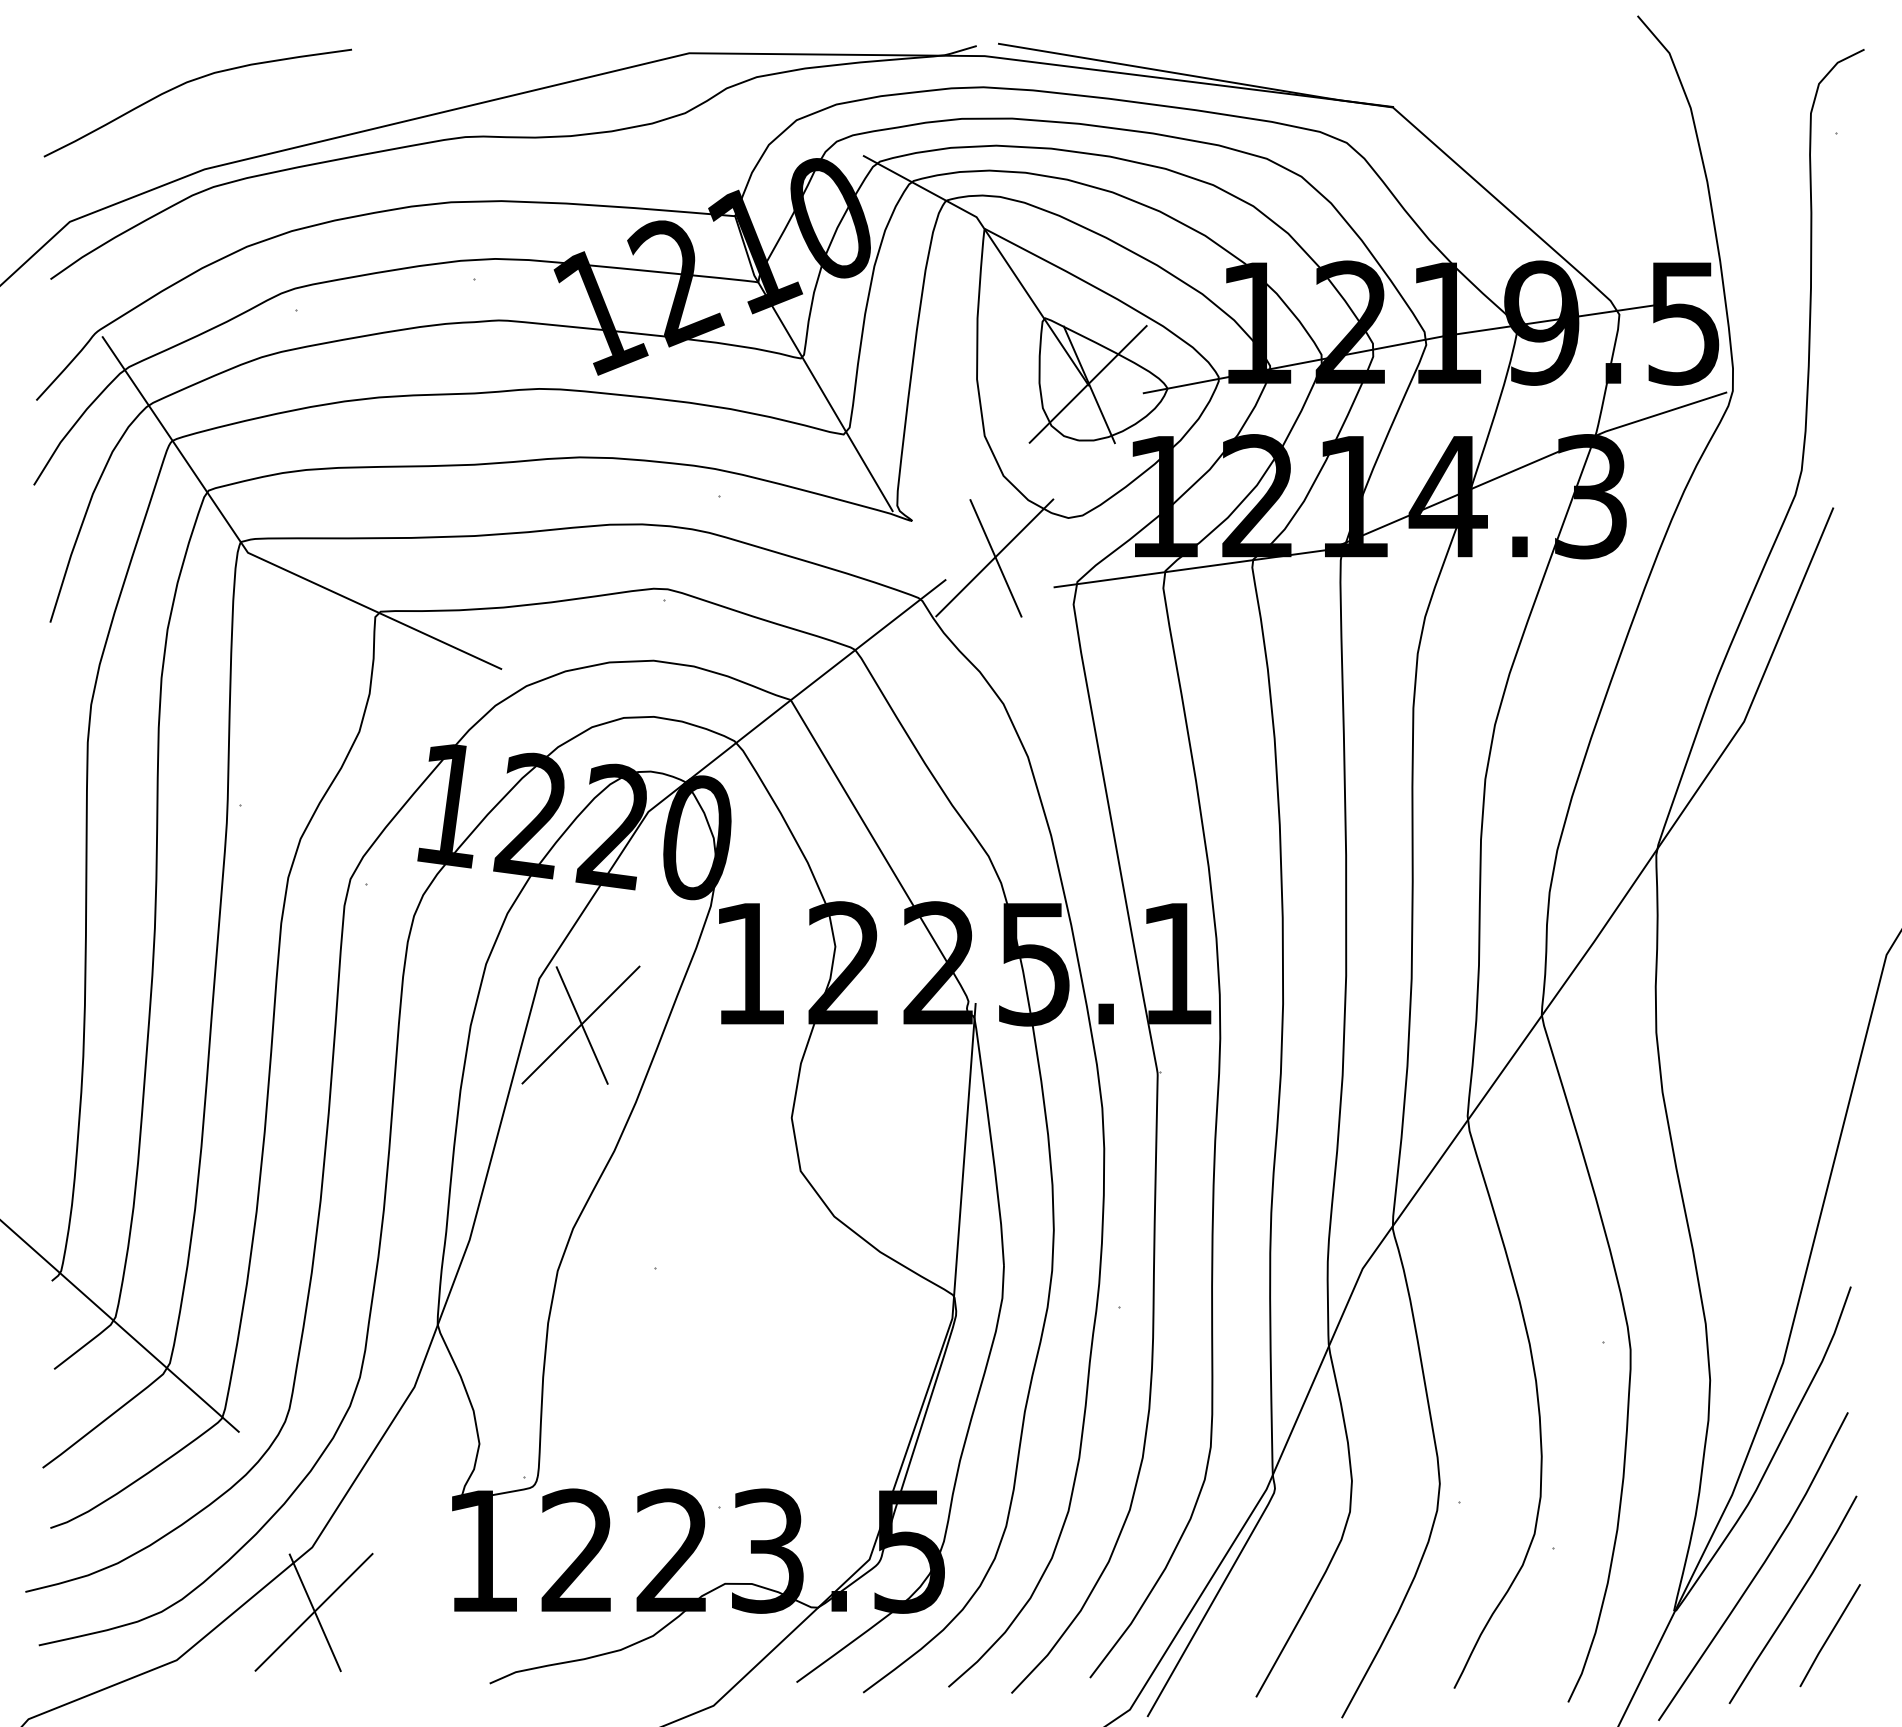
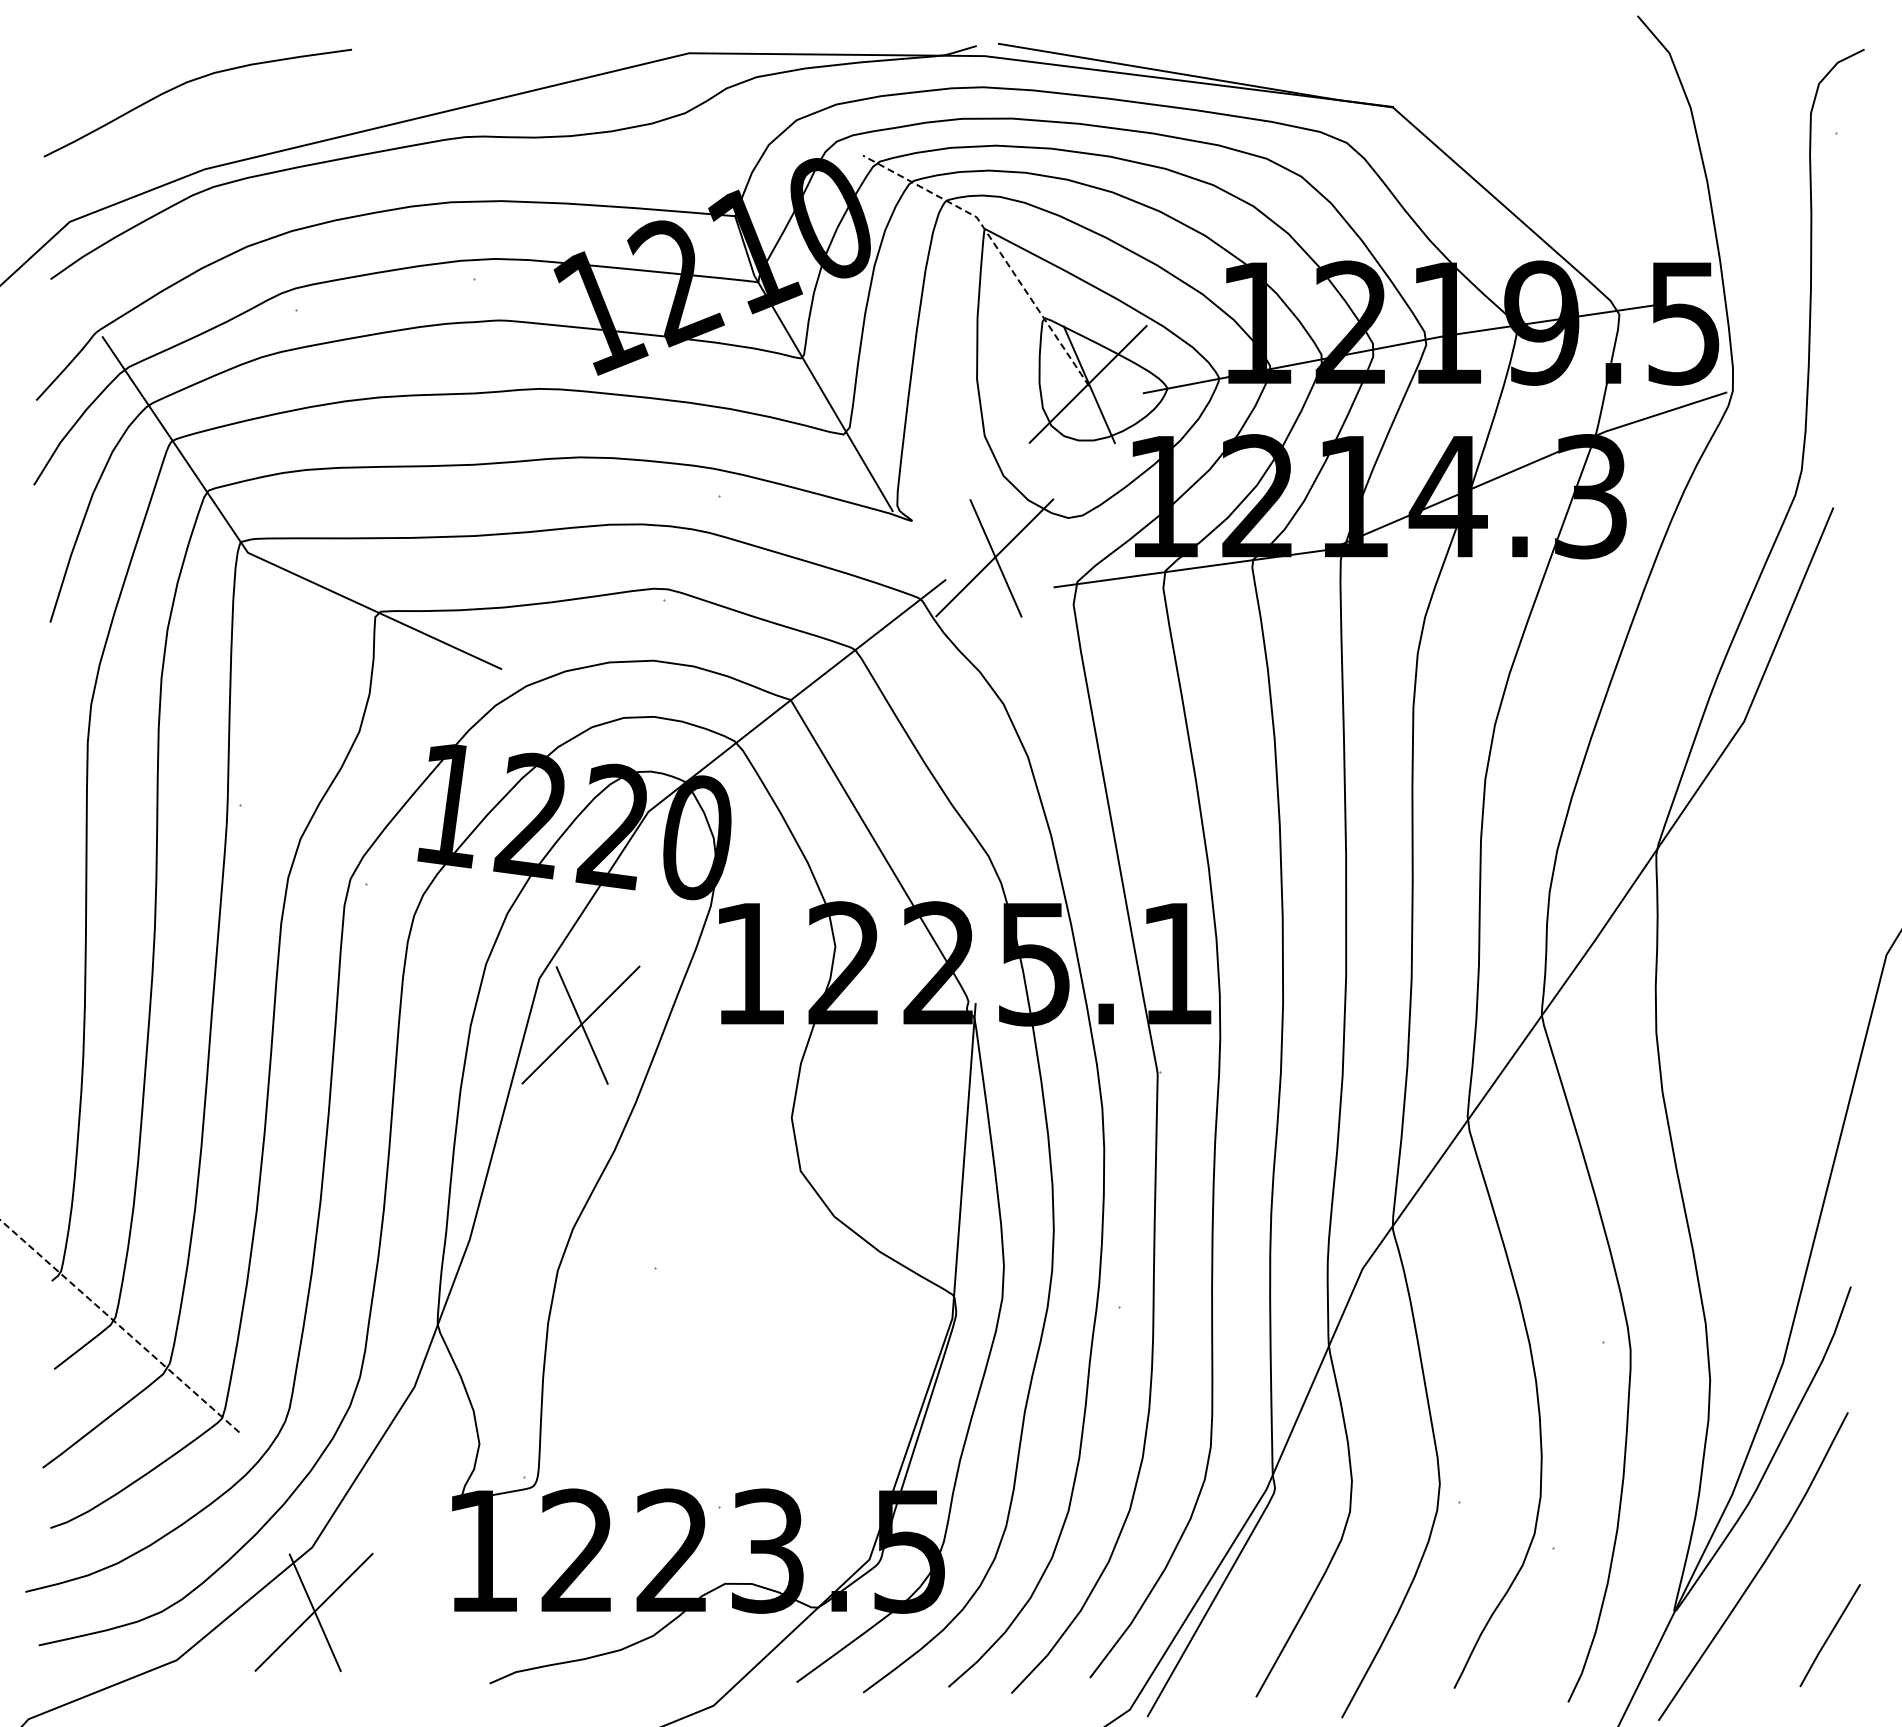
line: solid -> dashed (996, 247)
line: solid -> dashed (120, 1326)
curve: present -> none (1794, 1599)
